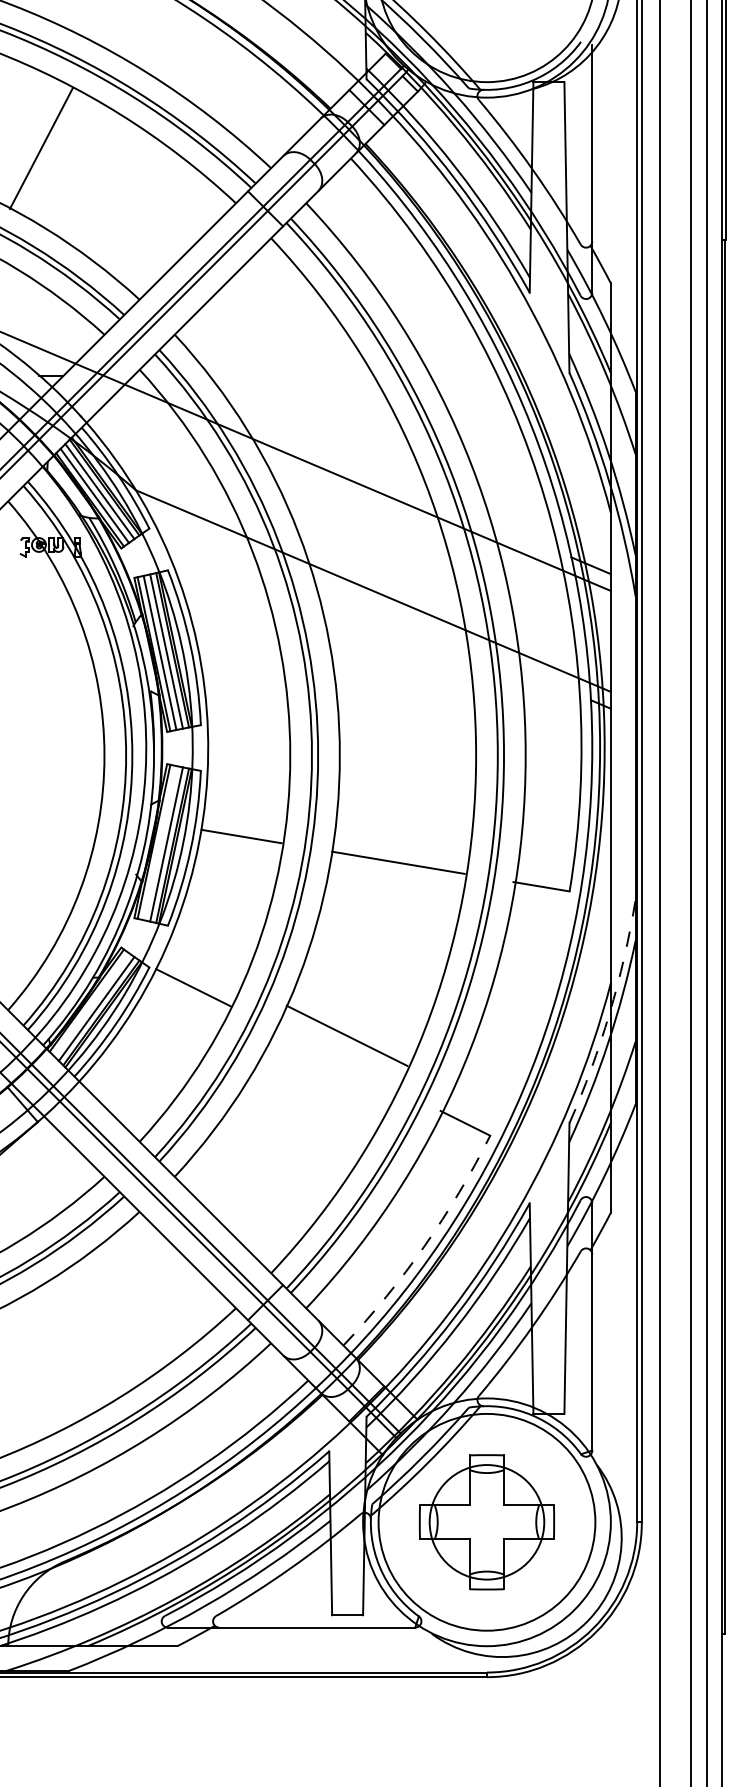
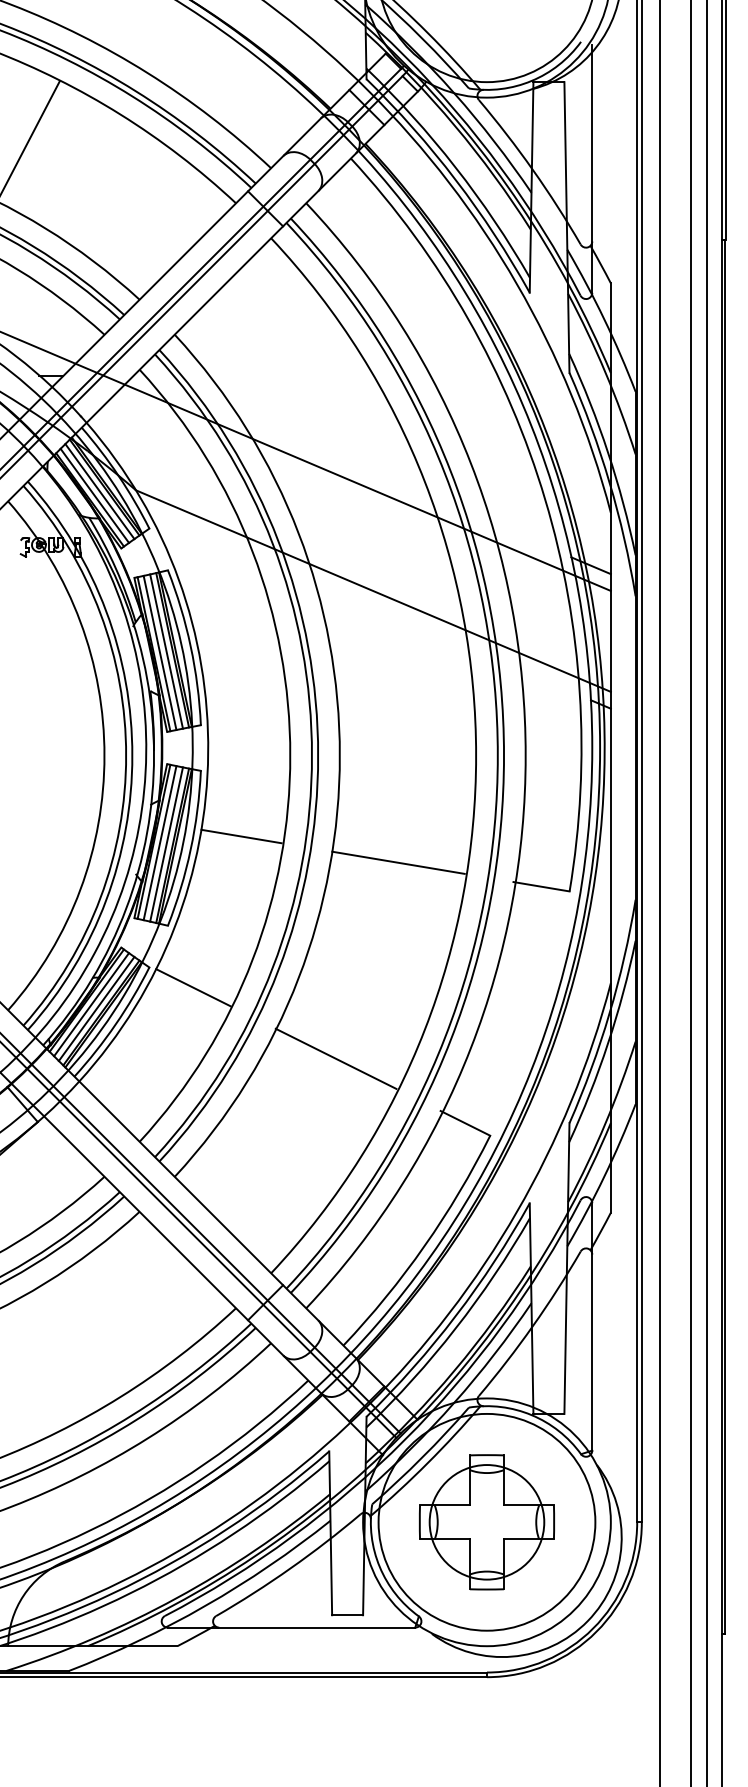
line position: (40, 148) -> (30, 136) (30, 136)
line: none -> present (159, 843)
line: none -> present (91, 1004)
arc: dashed -> solid (609, 1013)
line position: (346, 1035) -> (335, 1058) (335, 1058)
arc: dashed -> solid (424, 1246)
